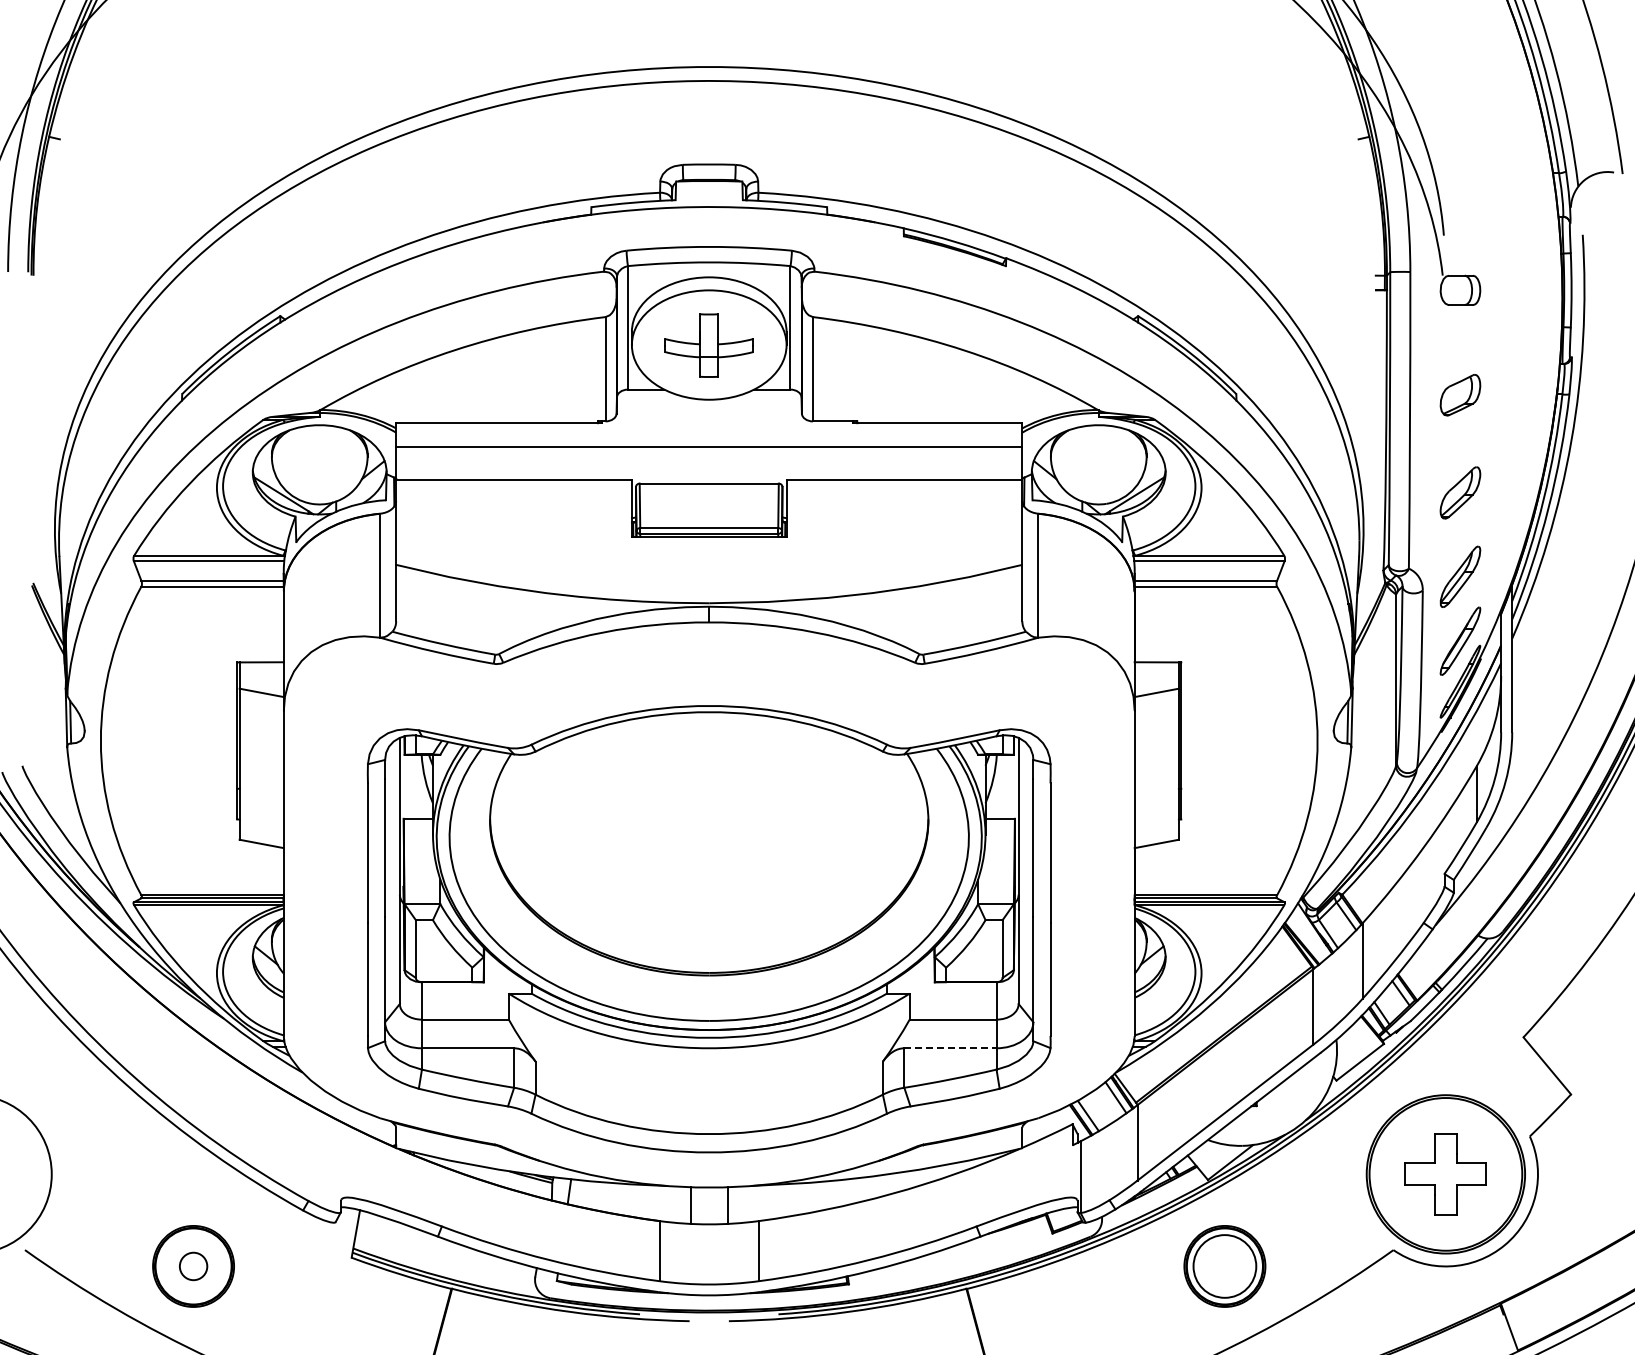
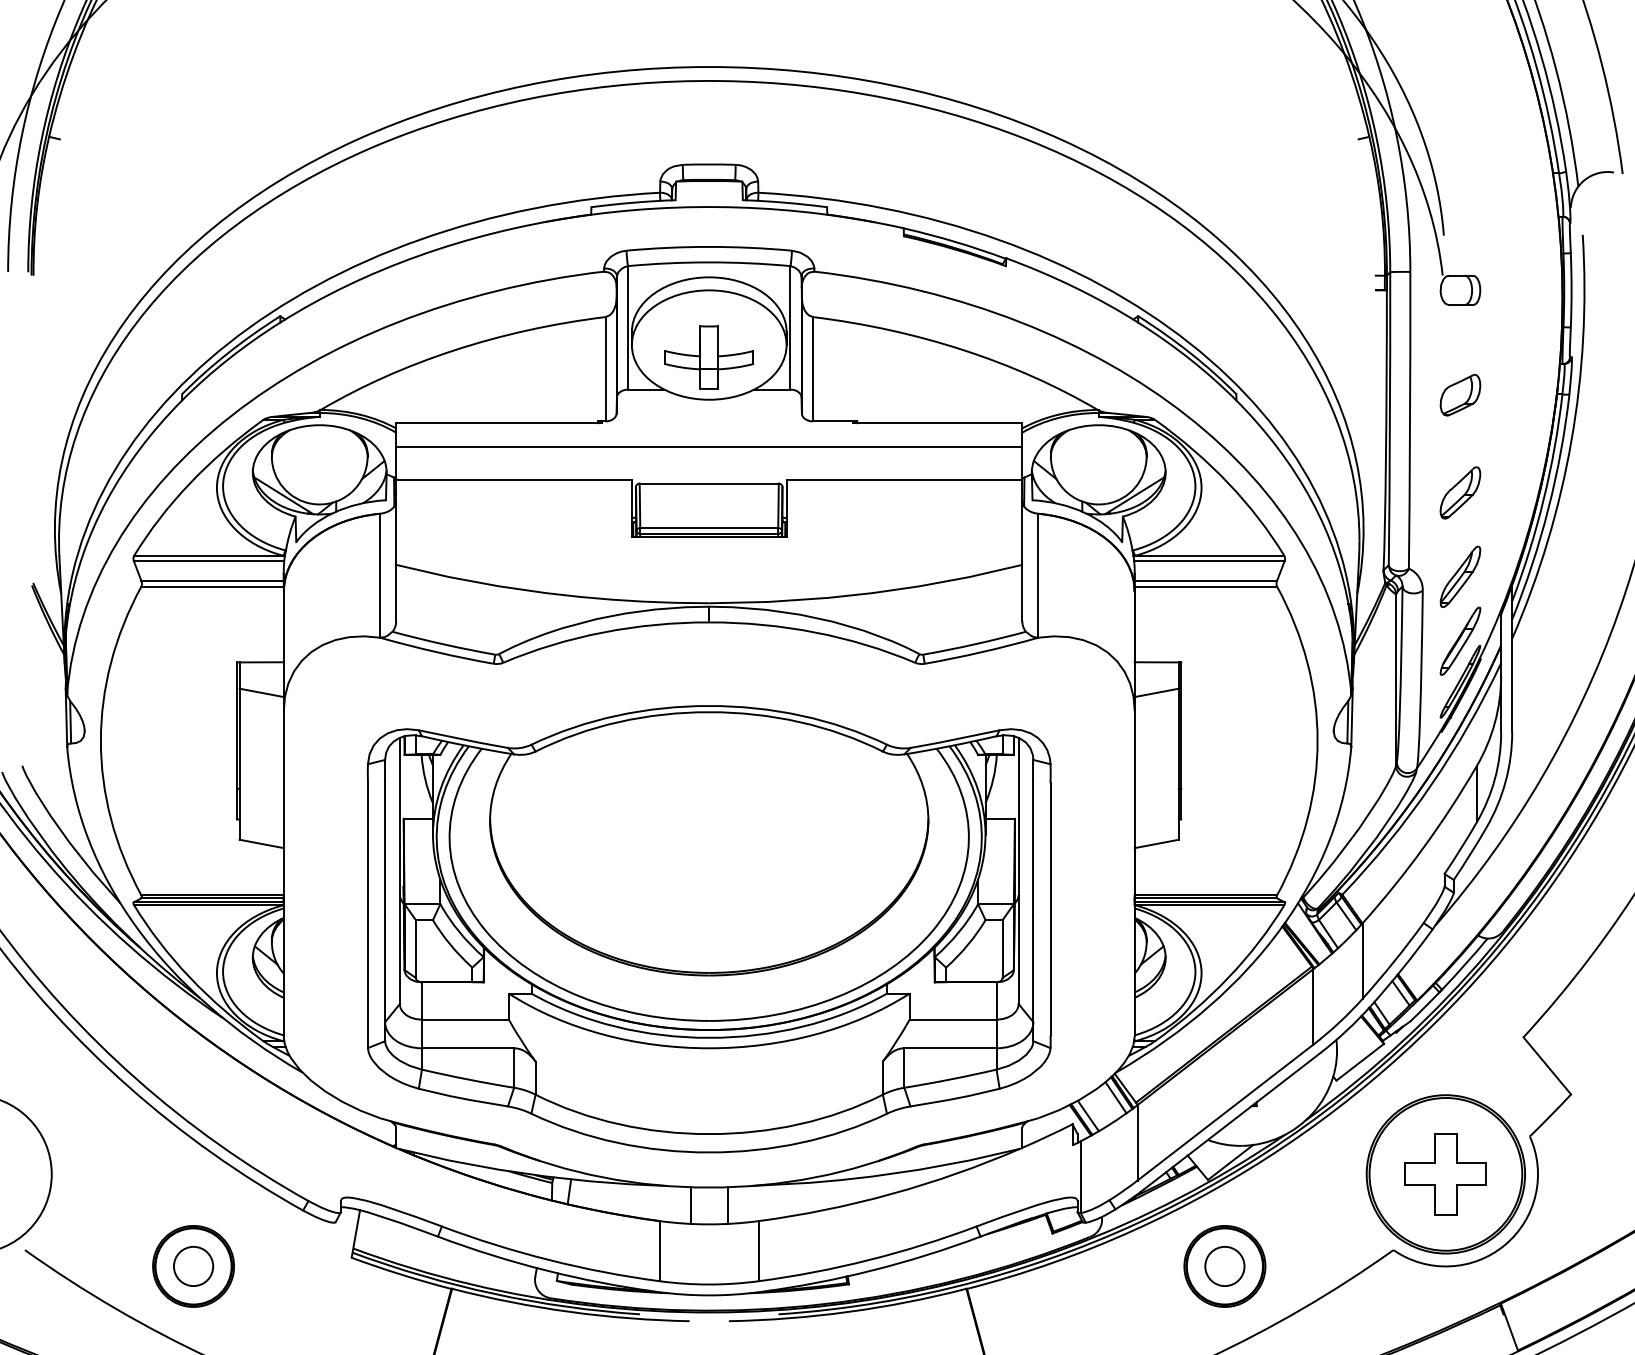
part position: (708, 345) -> (708, 357) (708, 357)
line: dashed -> solid (950, 1048)
circle diameter: 27 px -> 39 px (193, 1266)
circle diameter: 63 px -> 39 px (1224, 1266)
